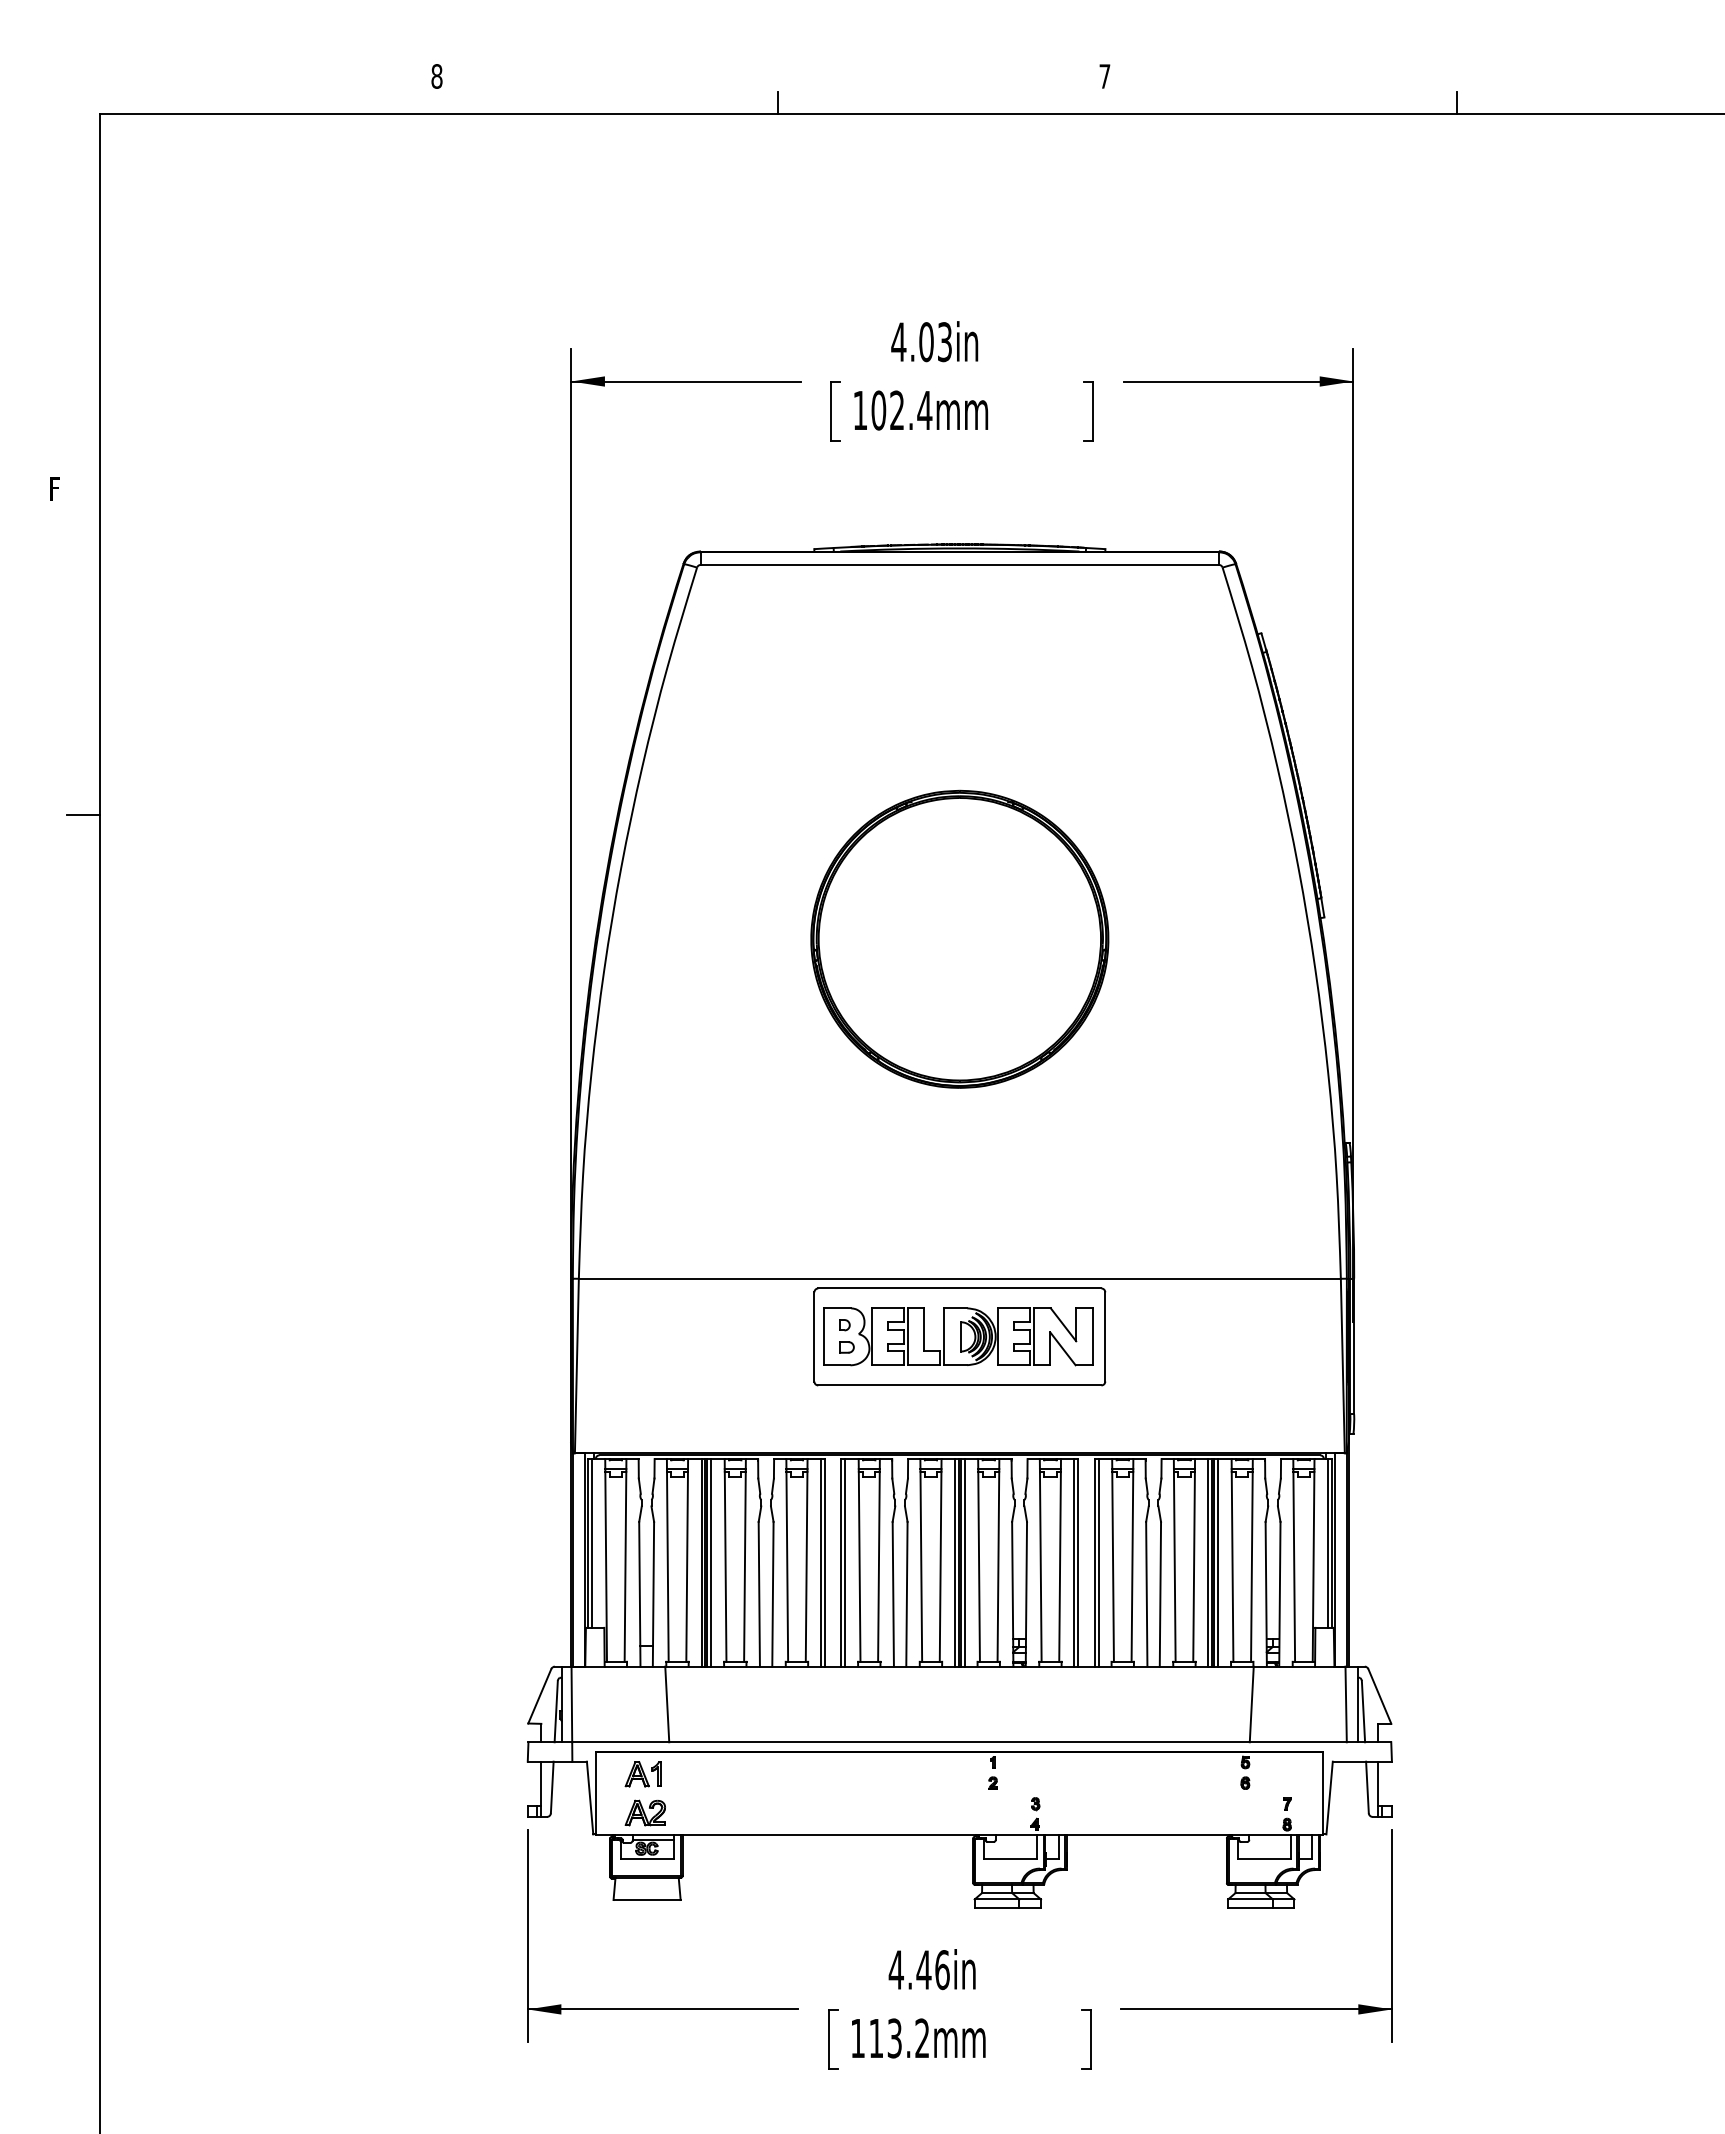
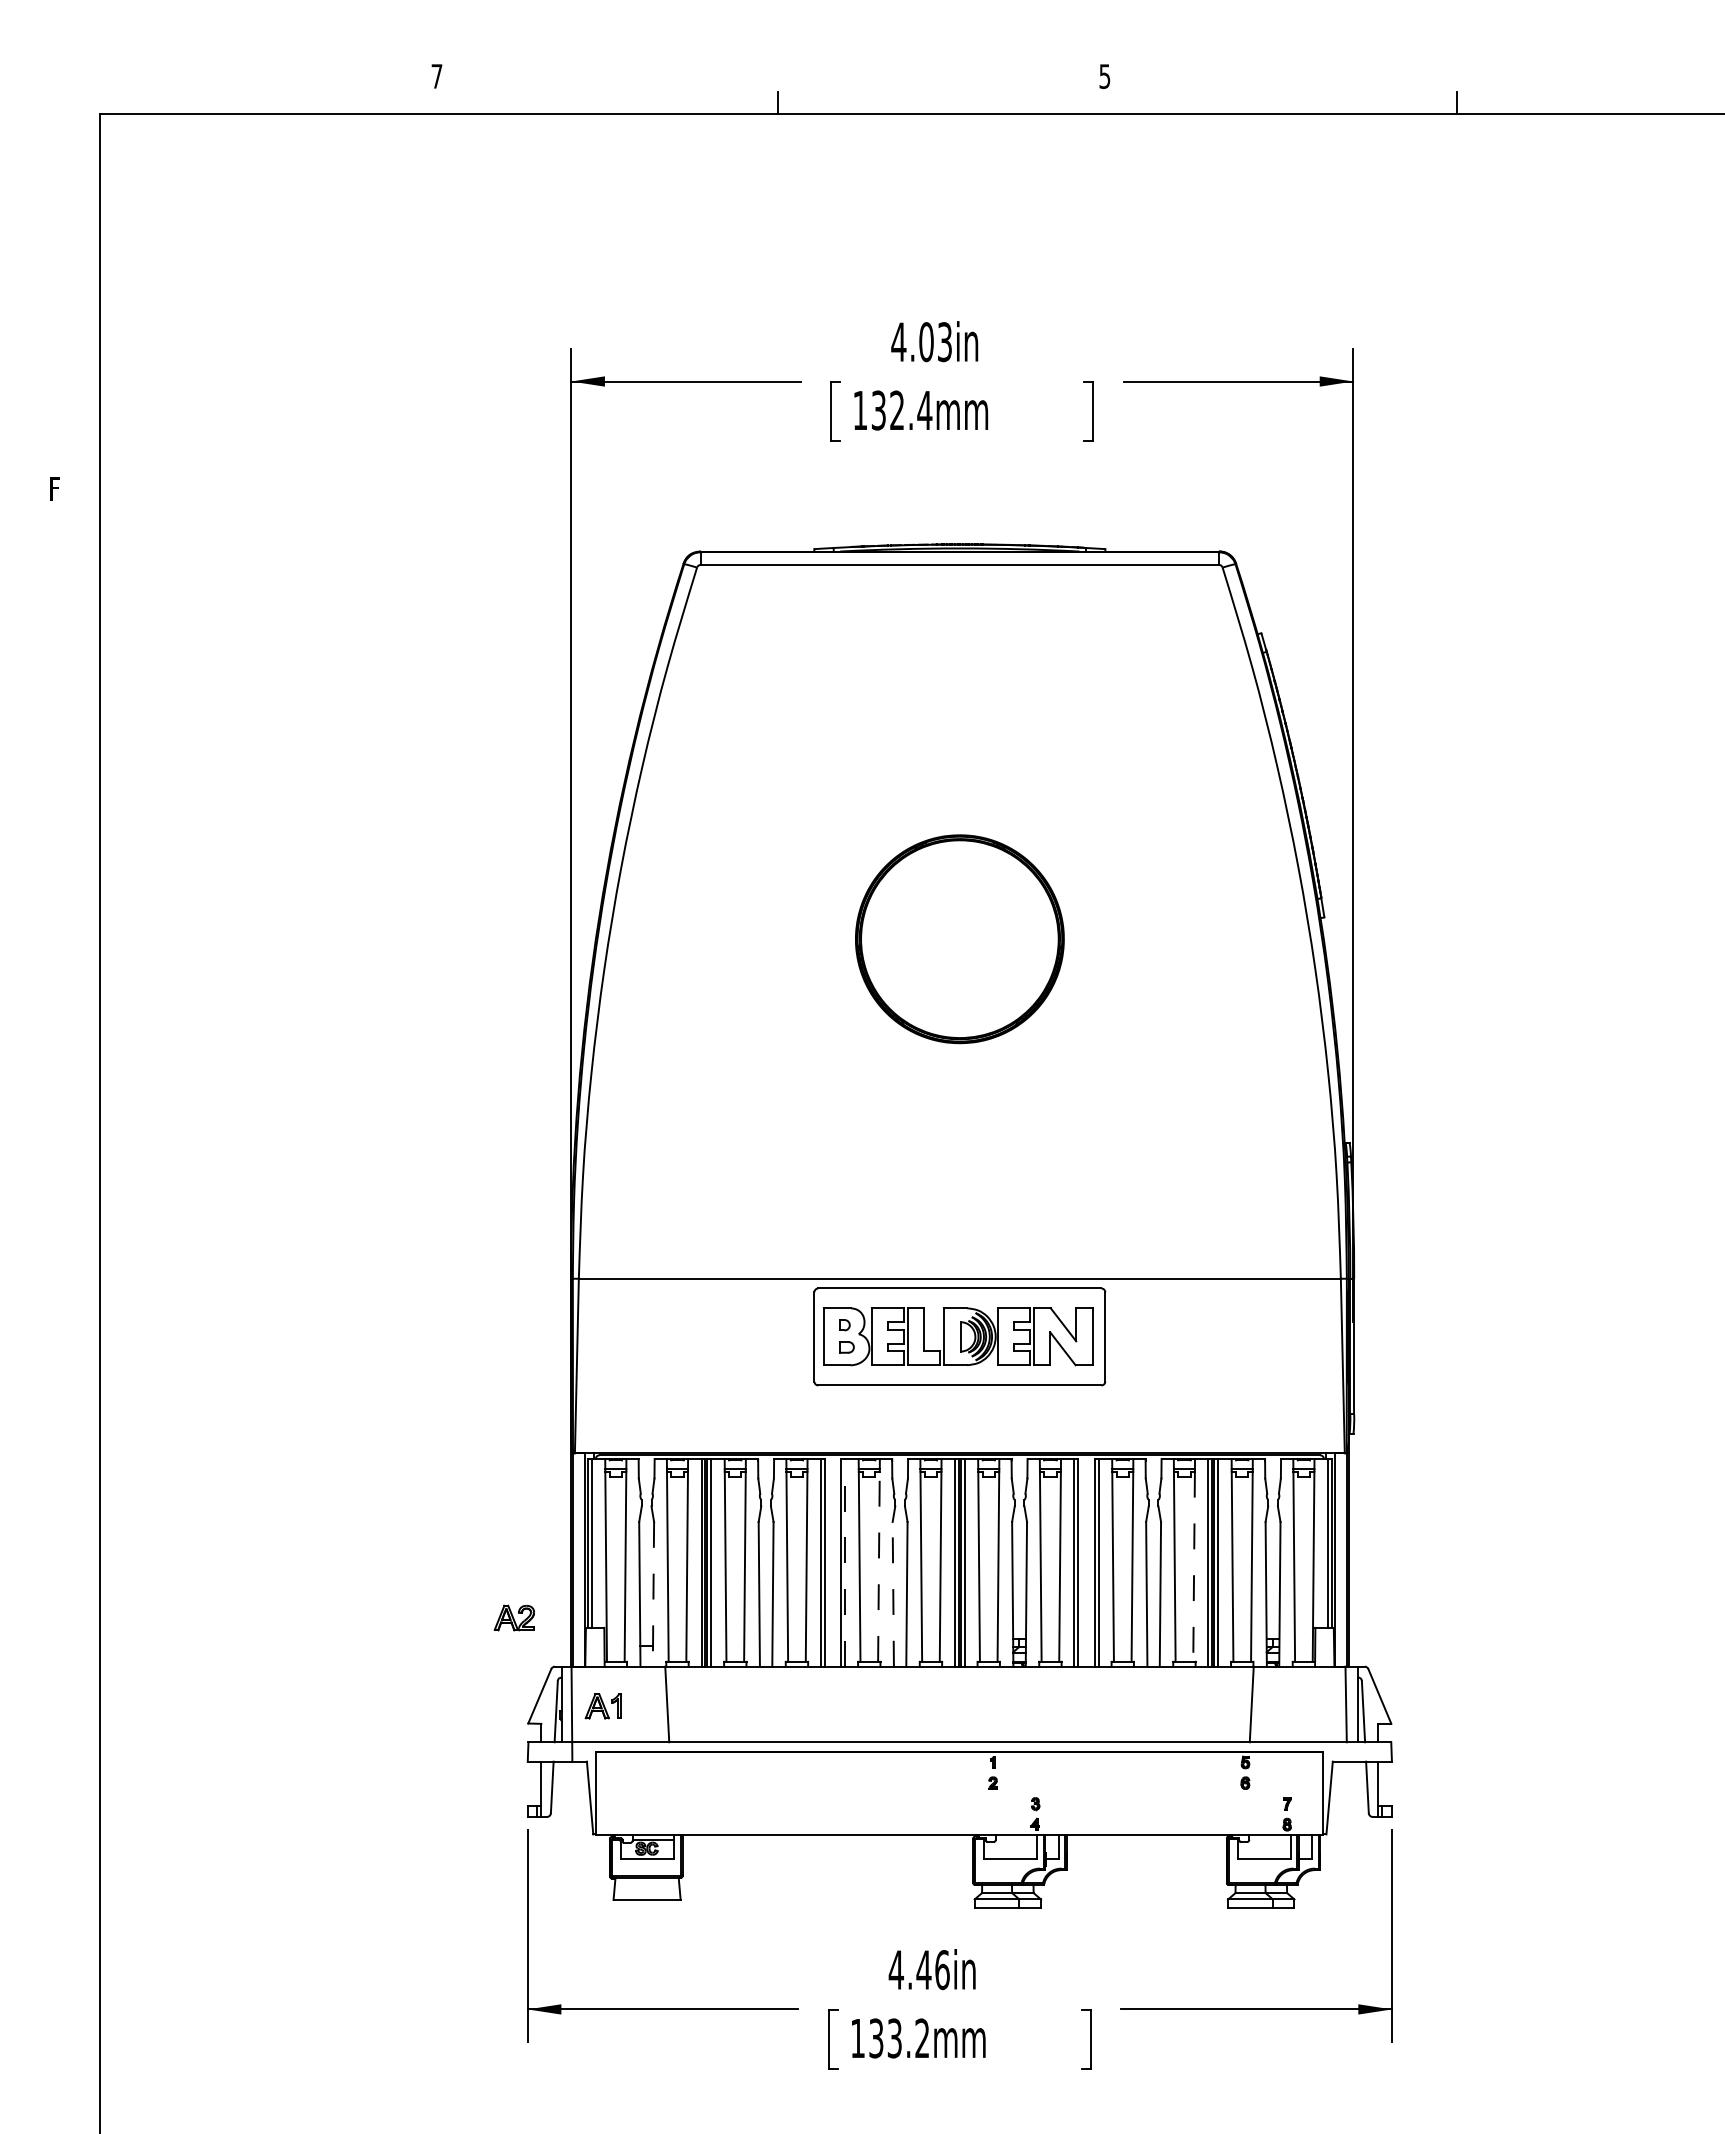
text: 8 -> 7 (436, 76)
text: 7 -> 5 (1104, 76)
text: 102.4mm -> 132.4mm (878, 410)
line: present -> none (83, 814)
part size: 300x300 px -> 210x211 px (959, 939)
line: solid -> dashed (845, 1562)
line: solid -> dashed (878, 1566)
line: solid -> dashed (1194, 1567)
line: solid -> dashed (893, 1593)
line: solid -> dashed (653, 1594)
part position: (642, 1774) -> (602, 1706) (602, 1706)
part position: (644, 1812) -> (513, 1617) (513, 1617)
text: 113.2mm -> 133.2mm (876, 2038)
